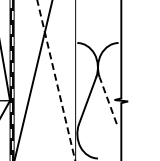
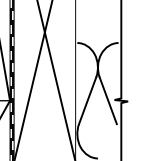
line: dashed -> solid (56, 80)
line: dashed -> solid (108, 100)
